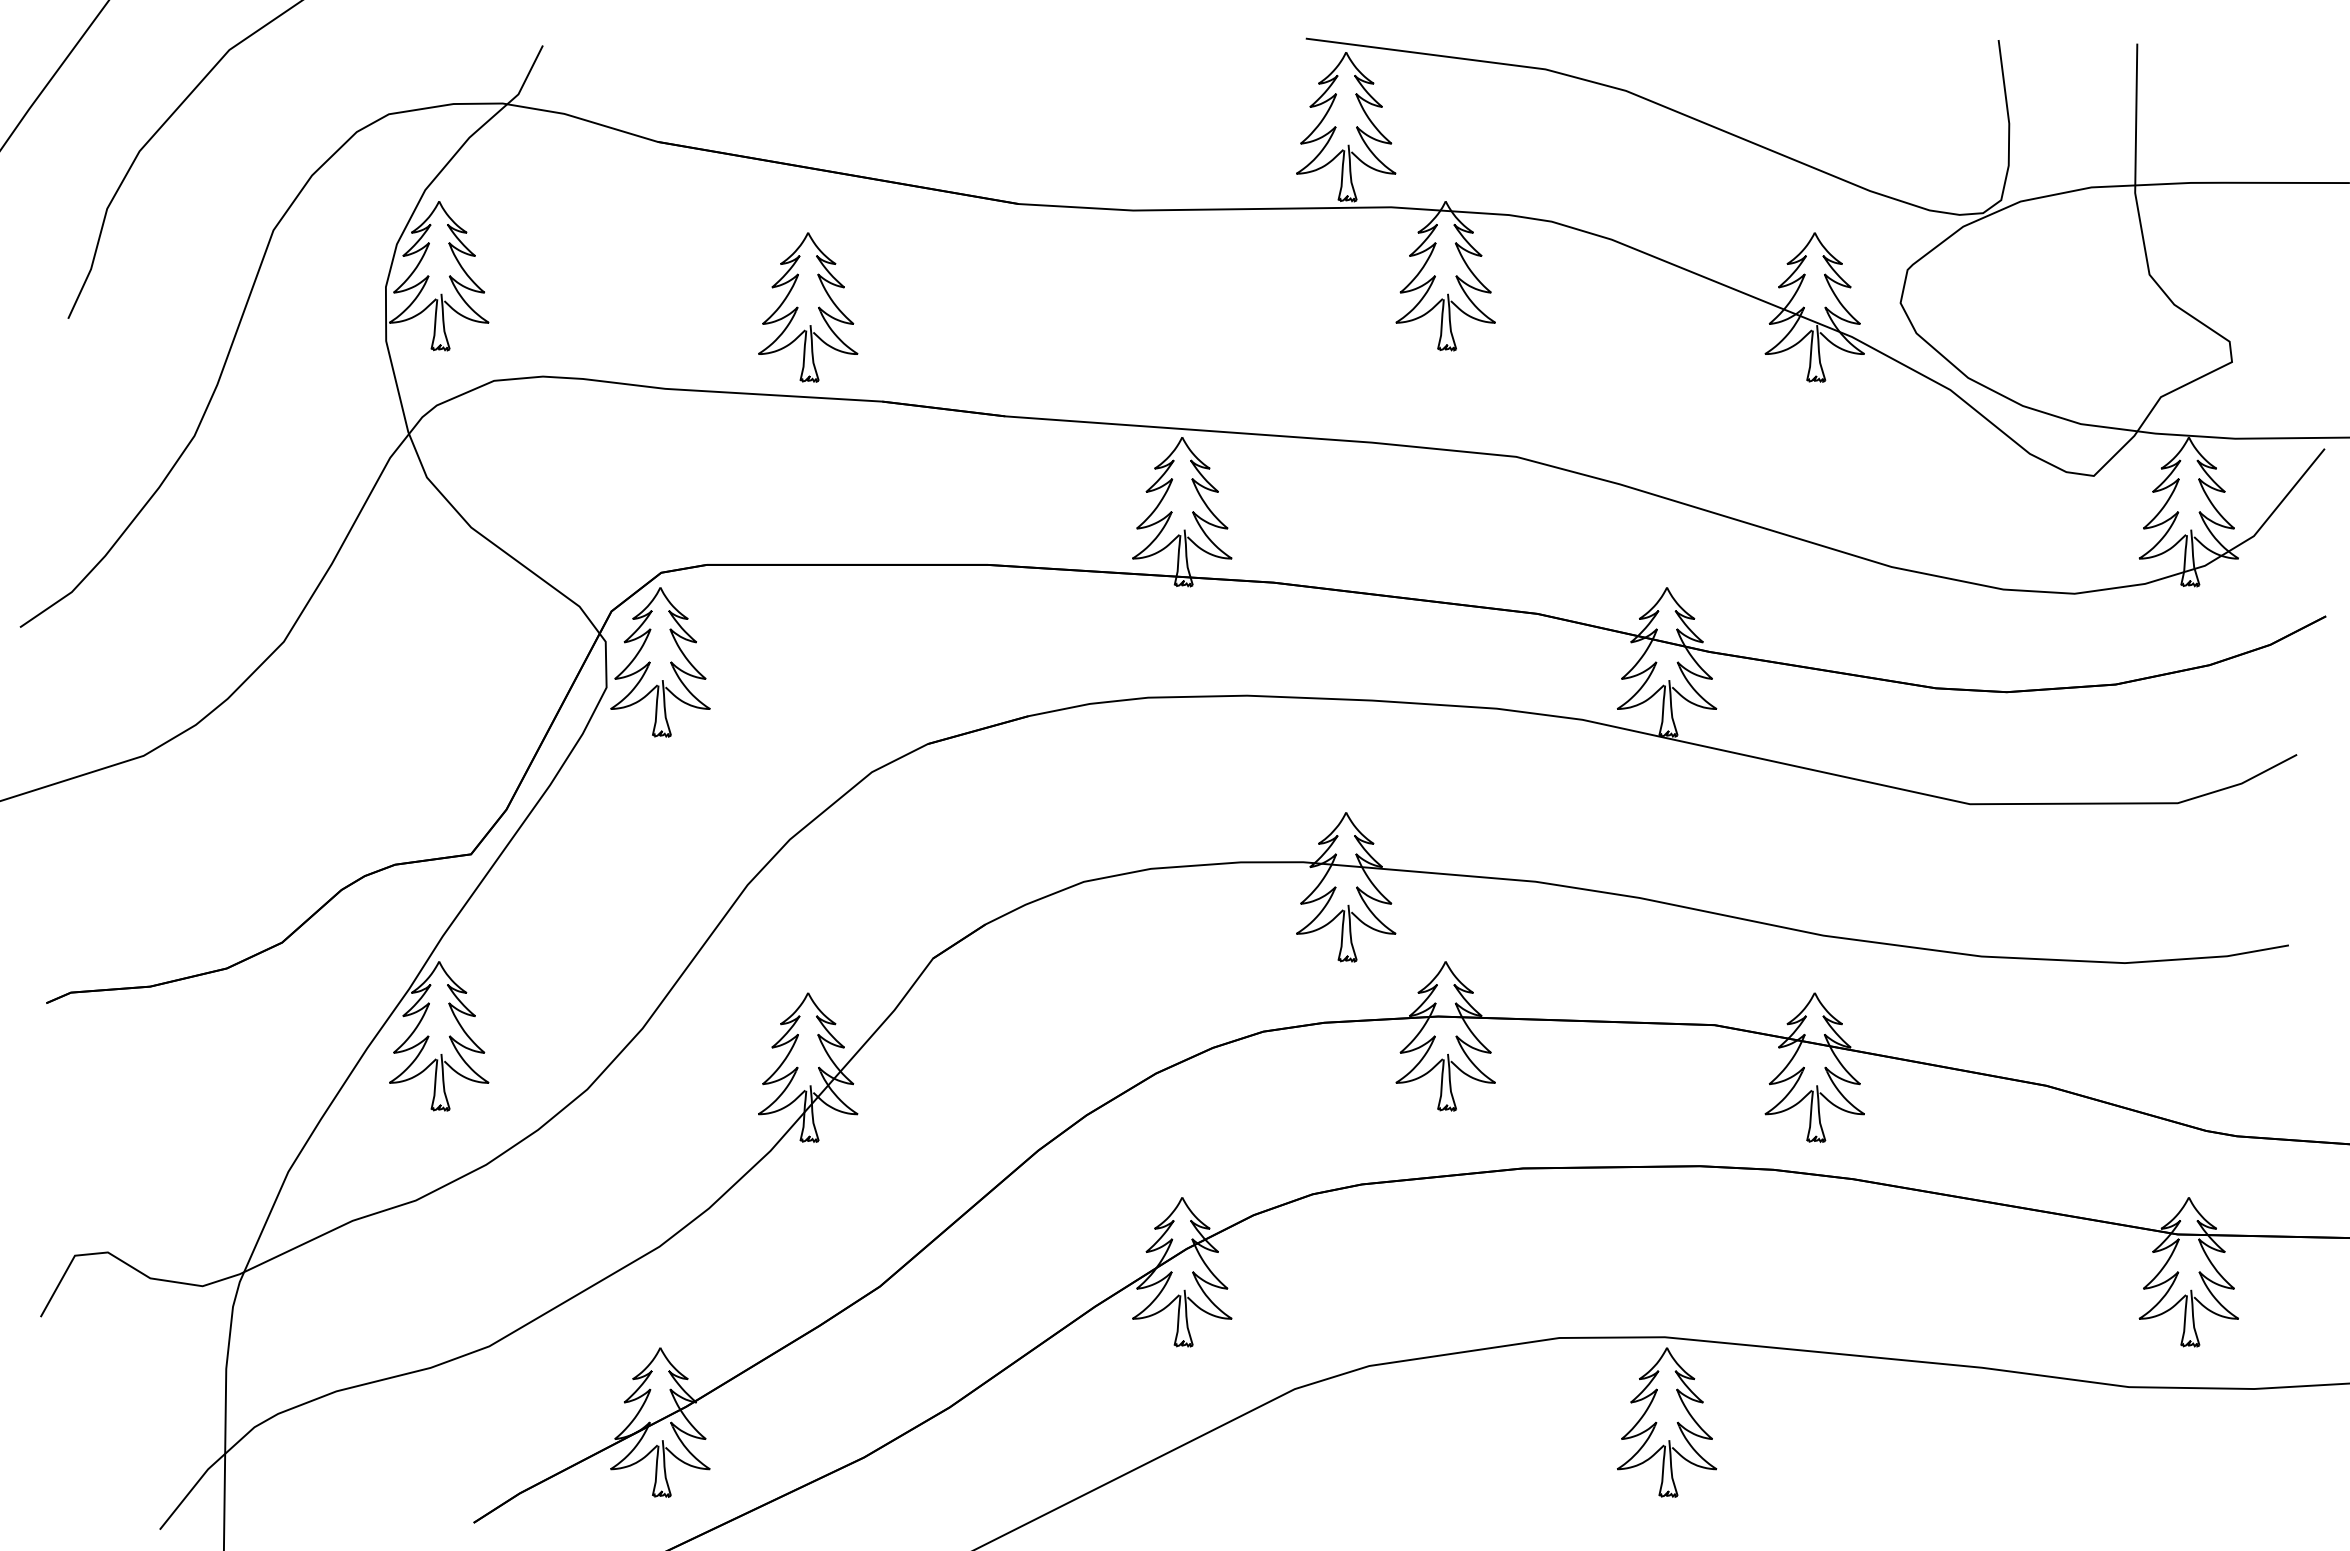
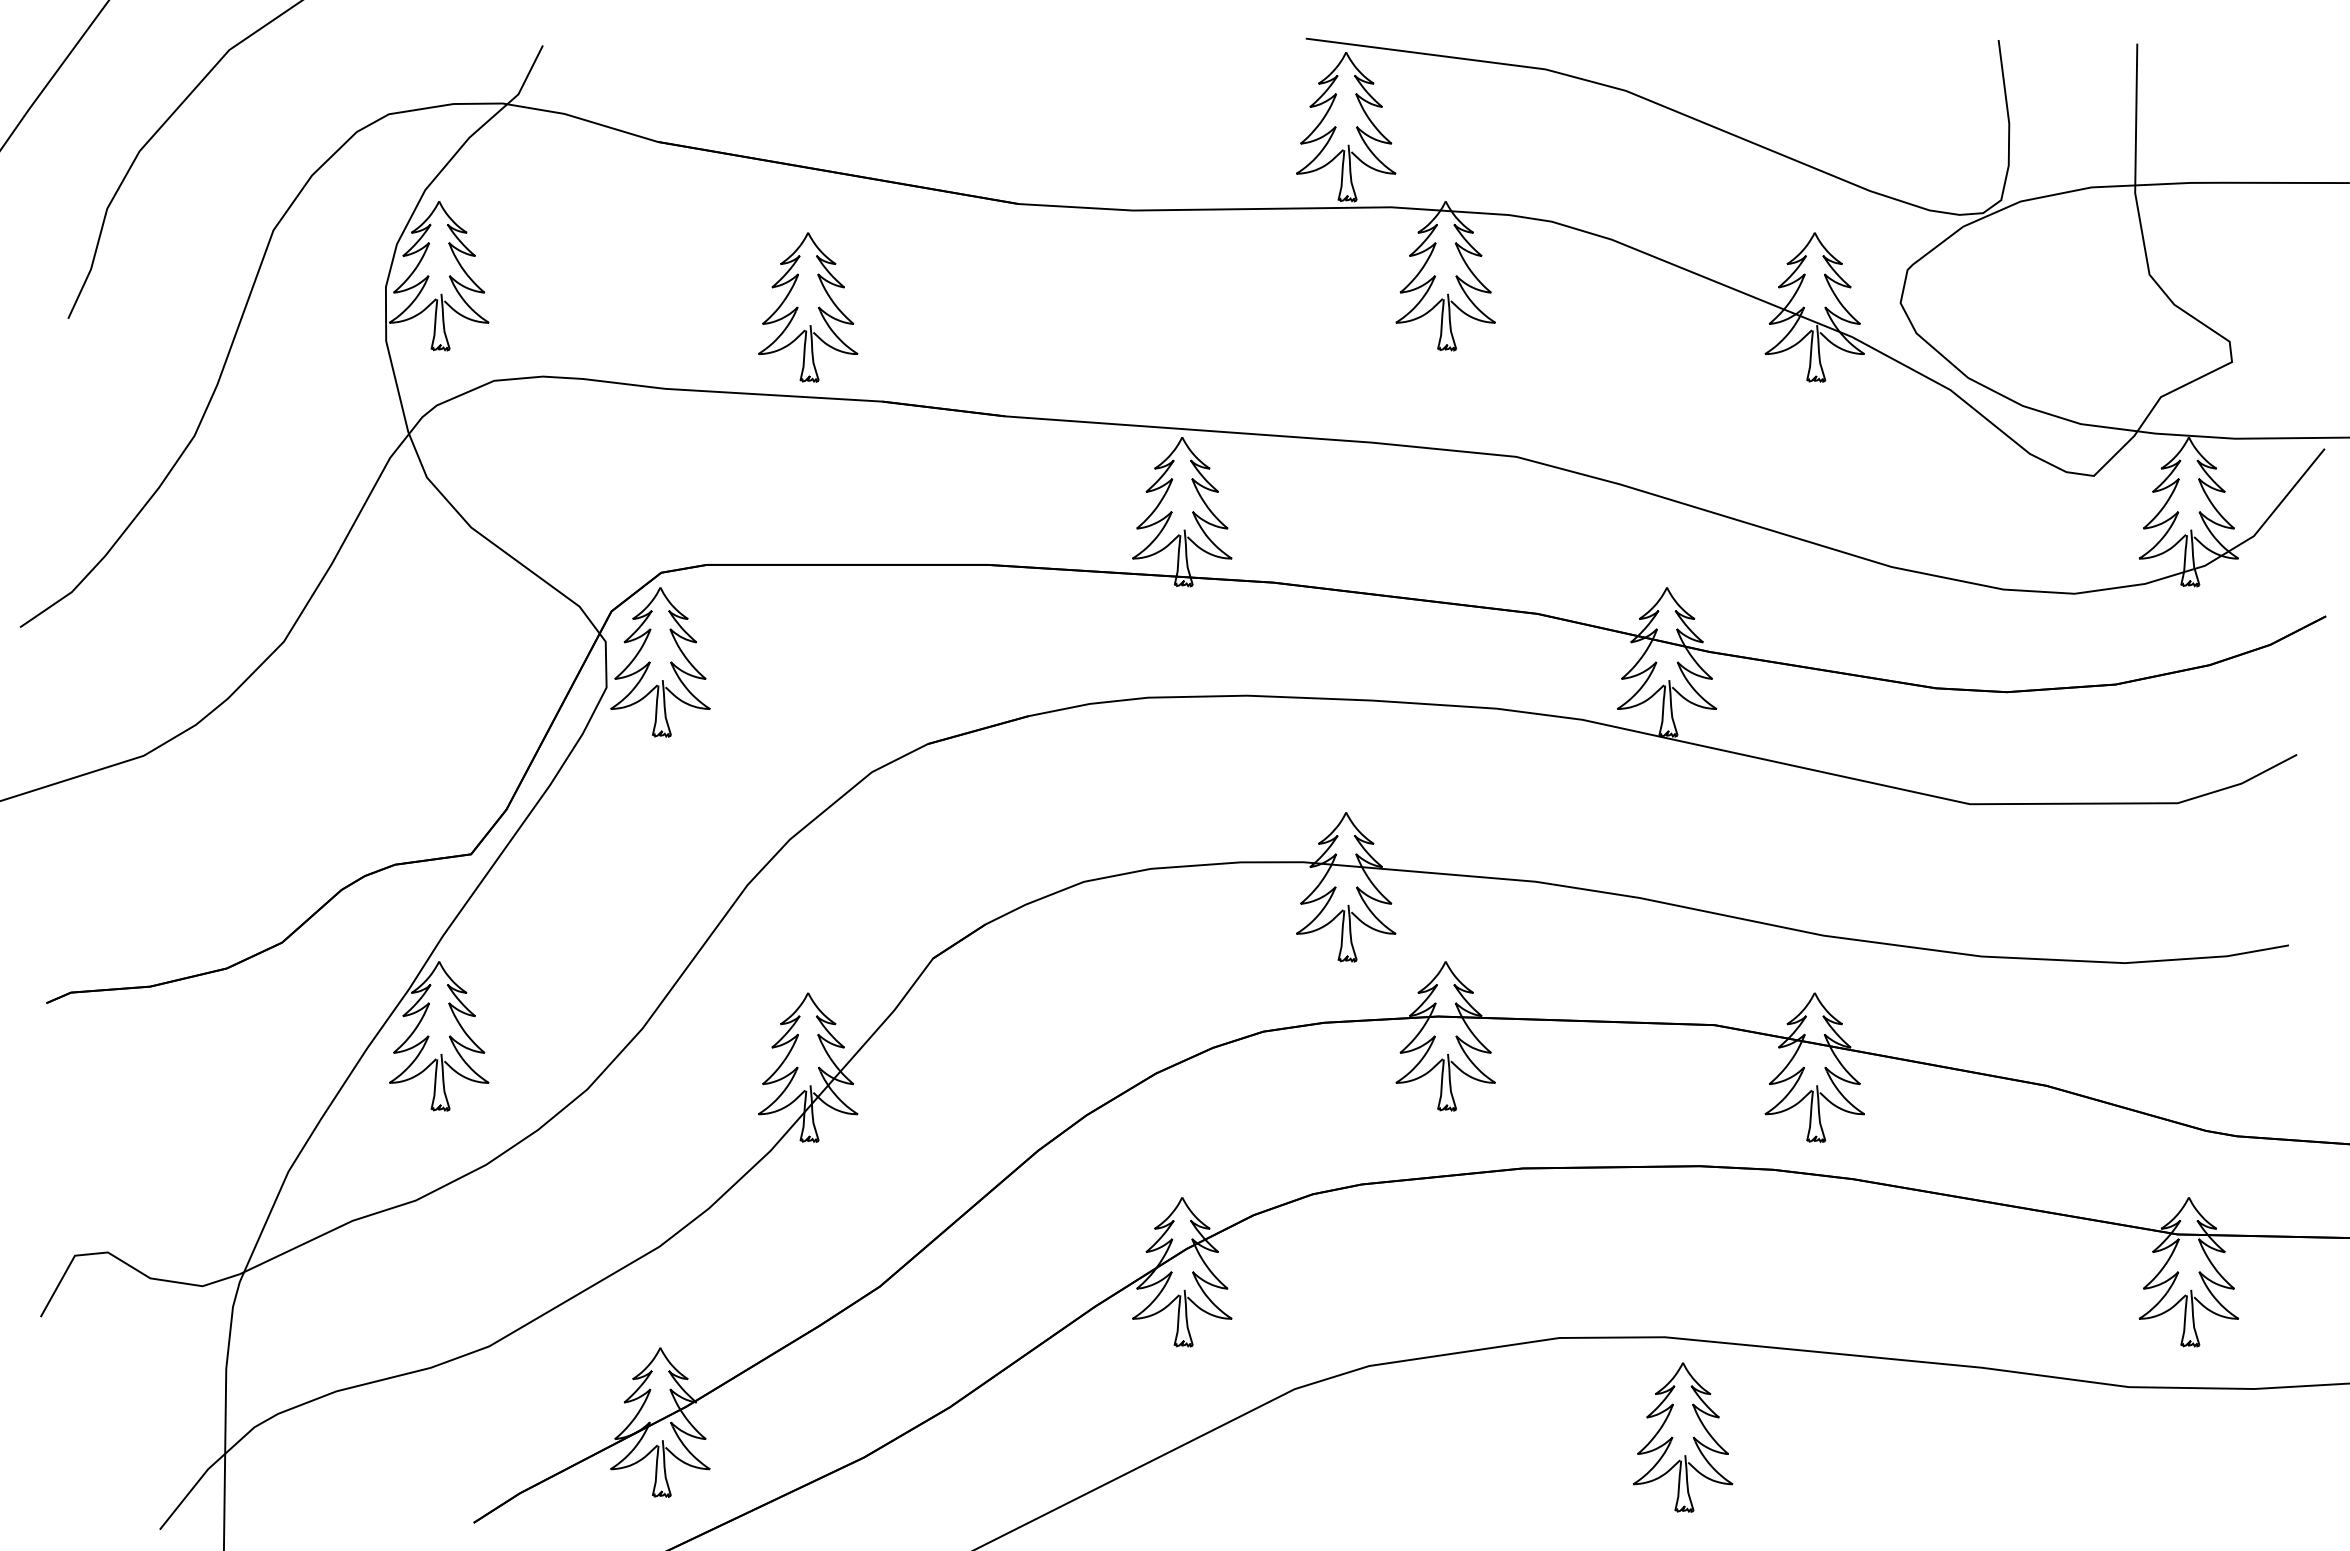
part position: (1667, 1422) -> (1683, 1437) (1683, 1437)
